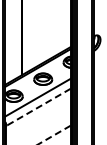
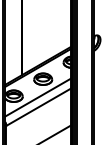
line: dashed -> solid (38, 107)
line: dashed -> solid (53, 135)
